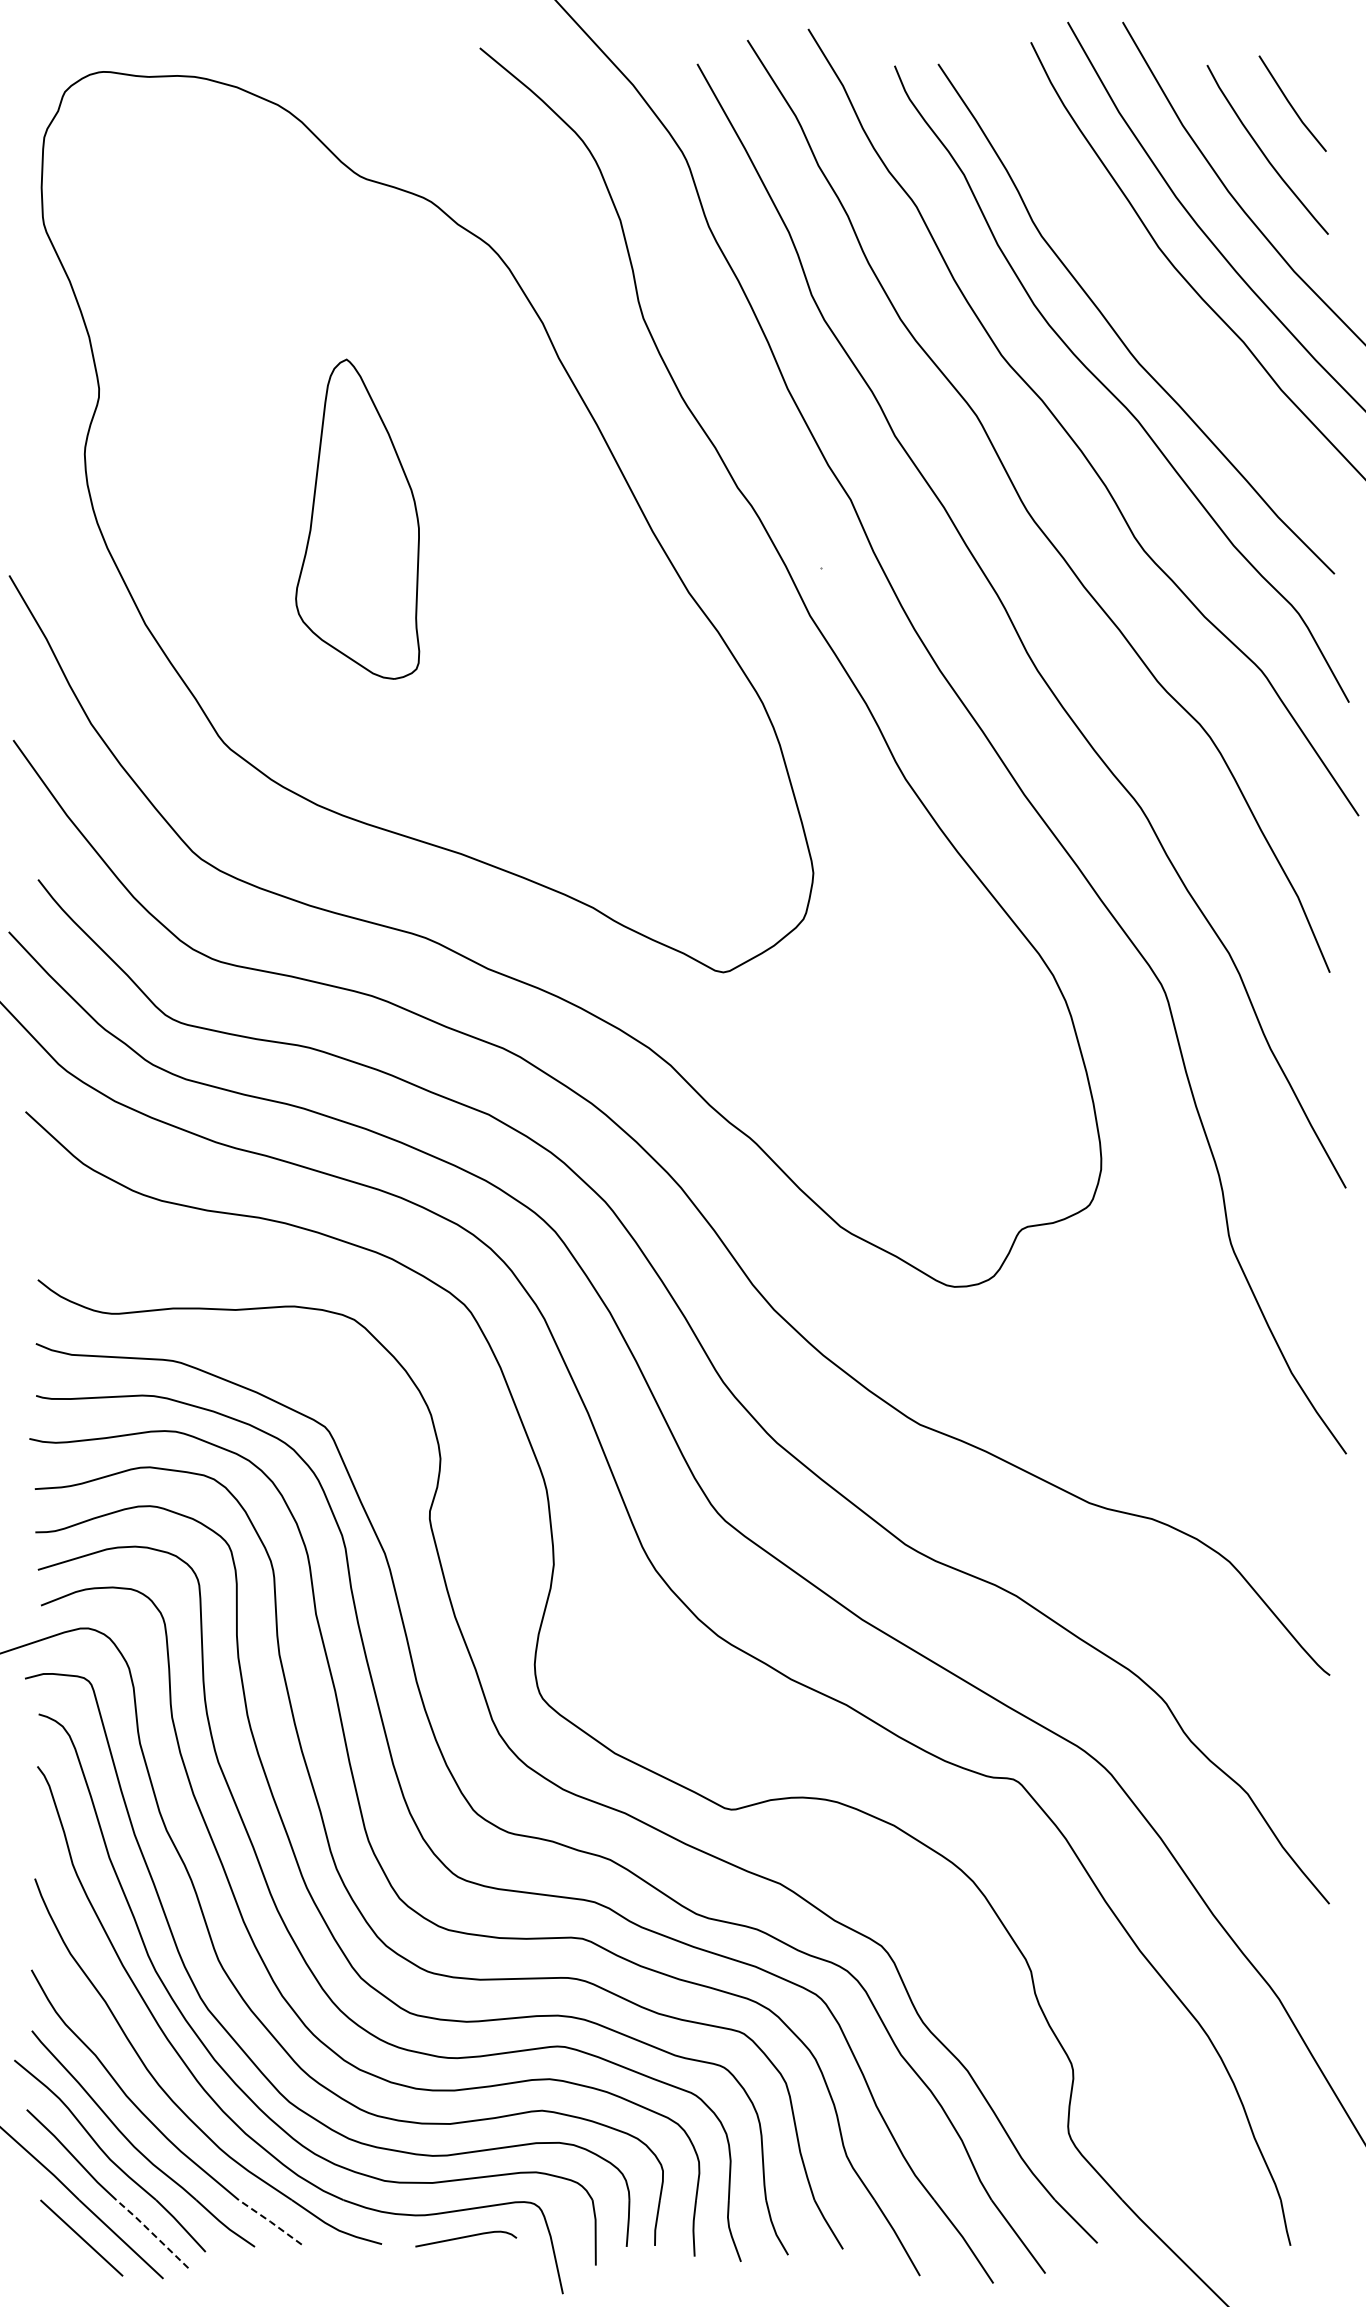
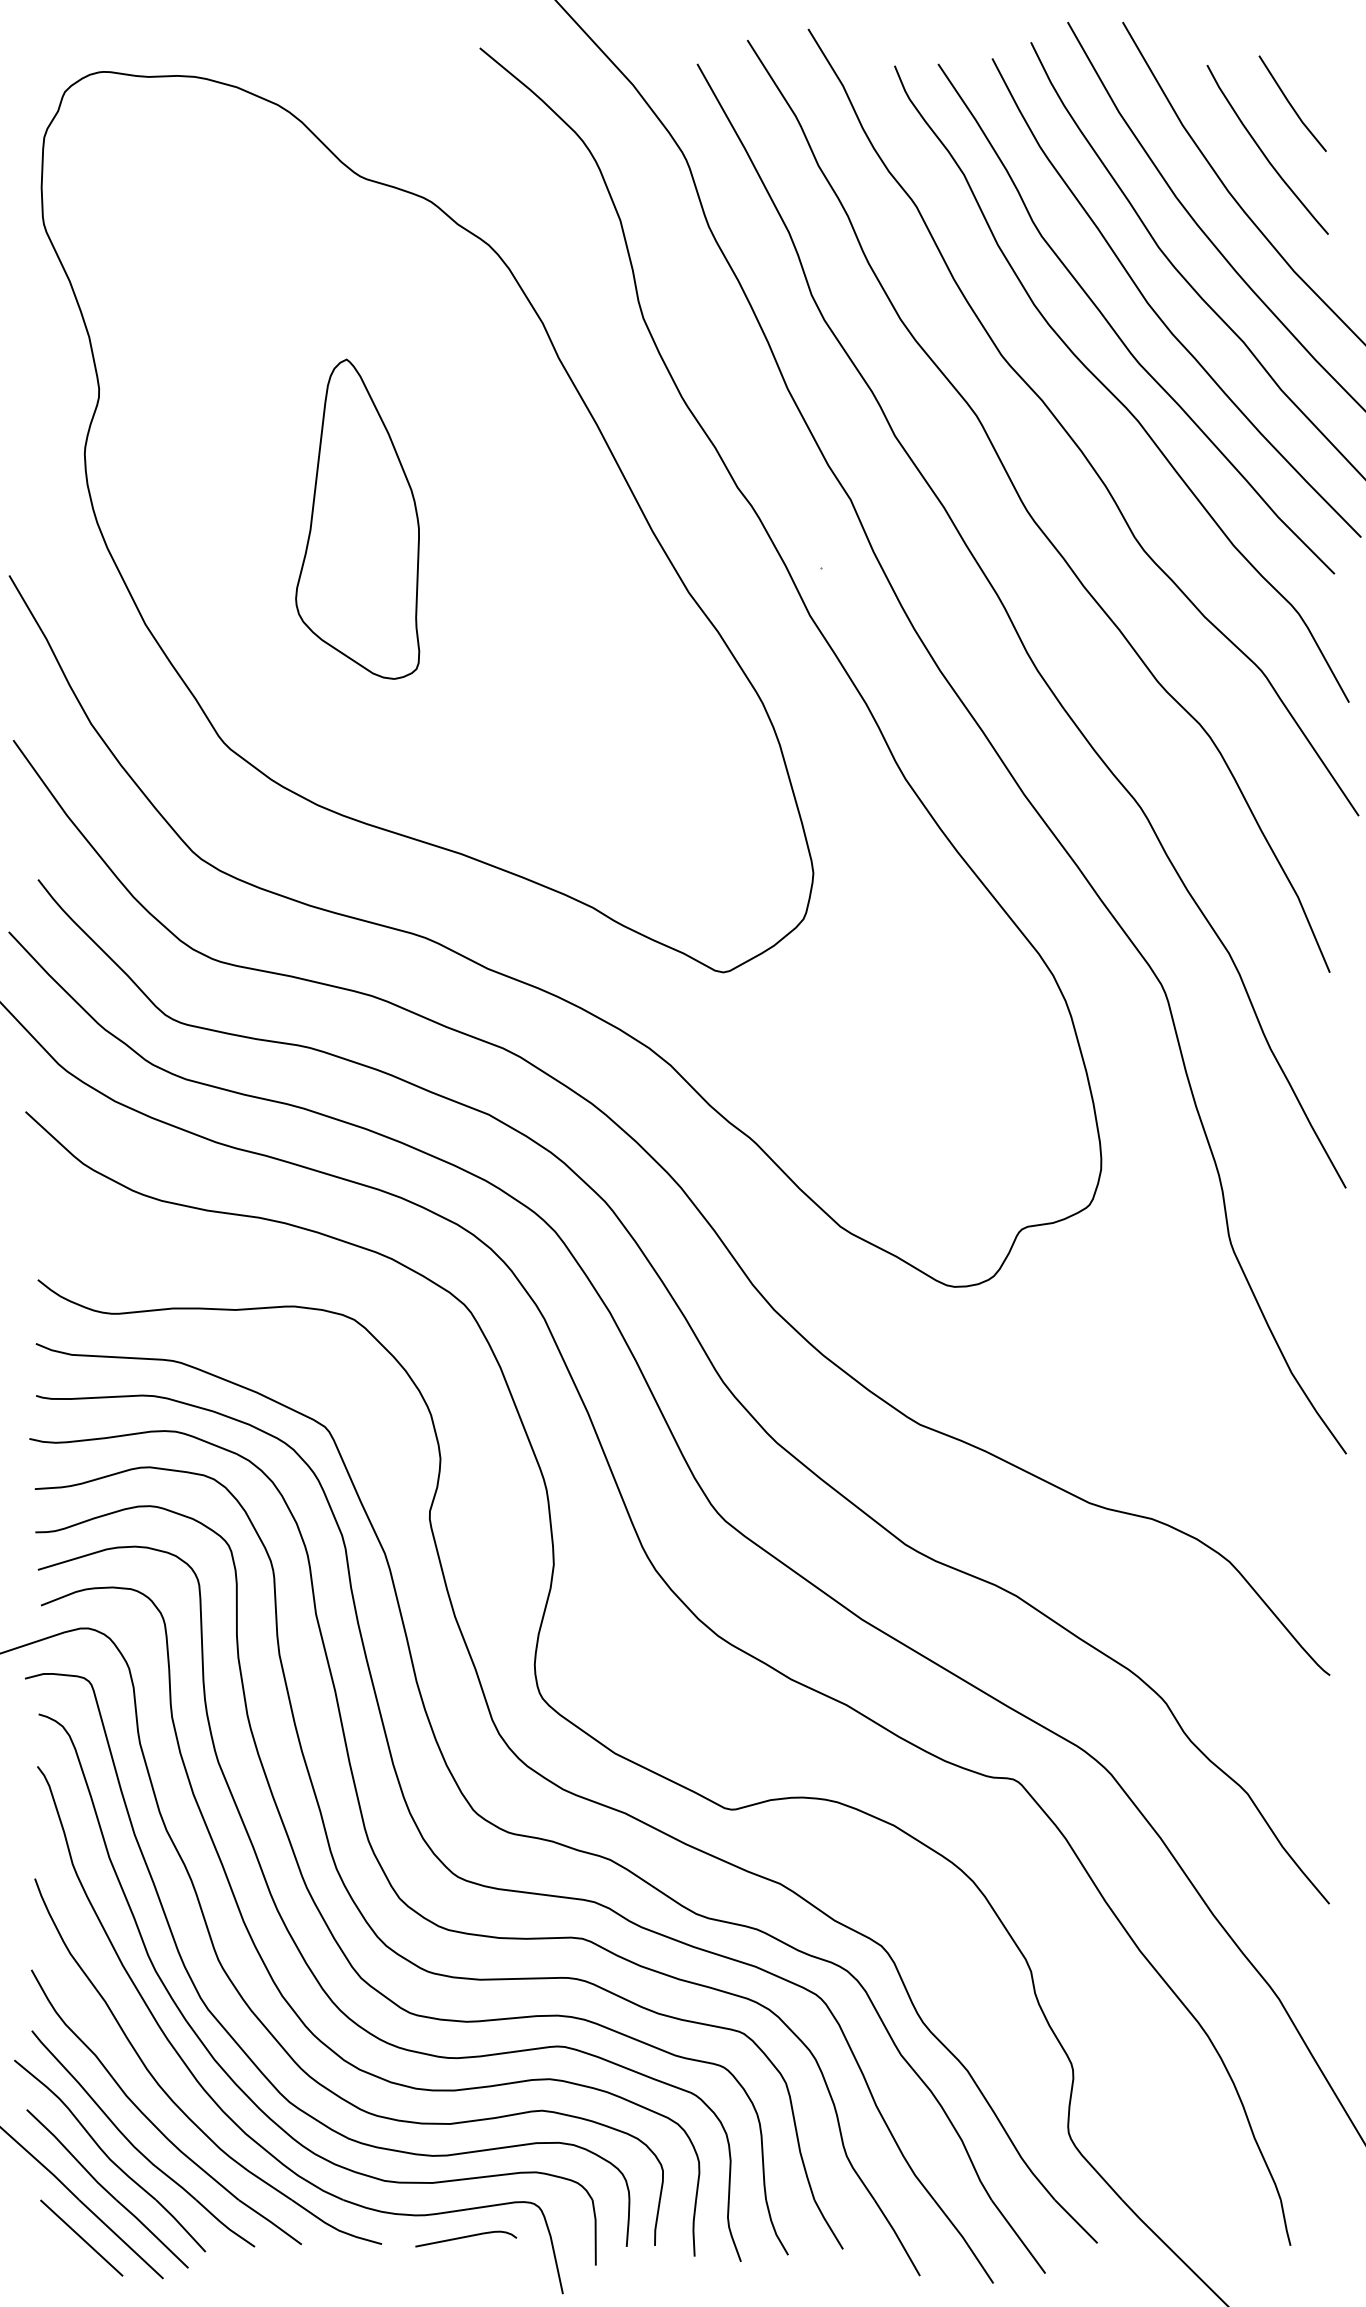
curve: none -> present (1157, 313)
line: dashed -> solid (270, 2221)
line: dashed -> solid (152, 2233)
